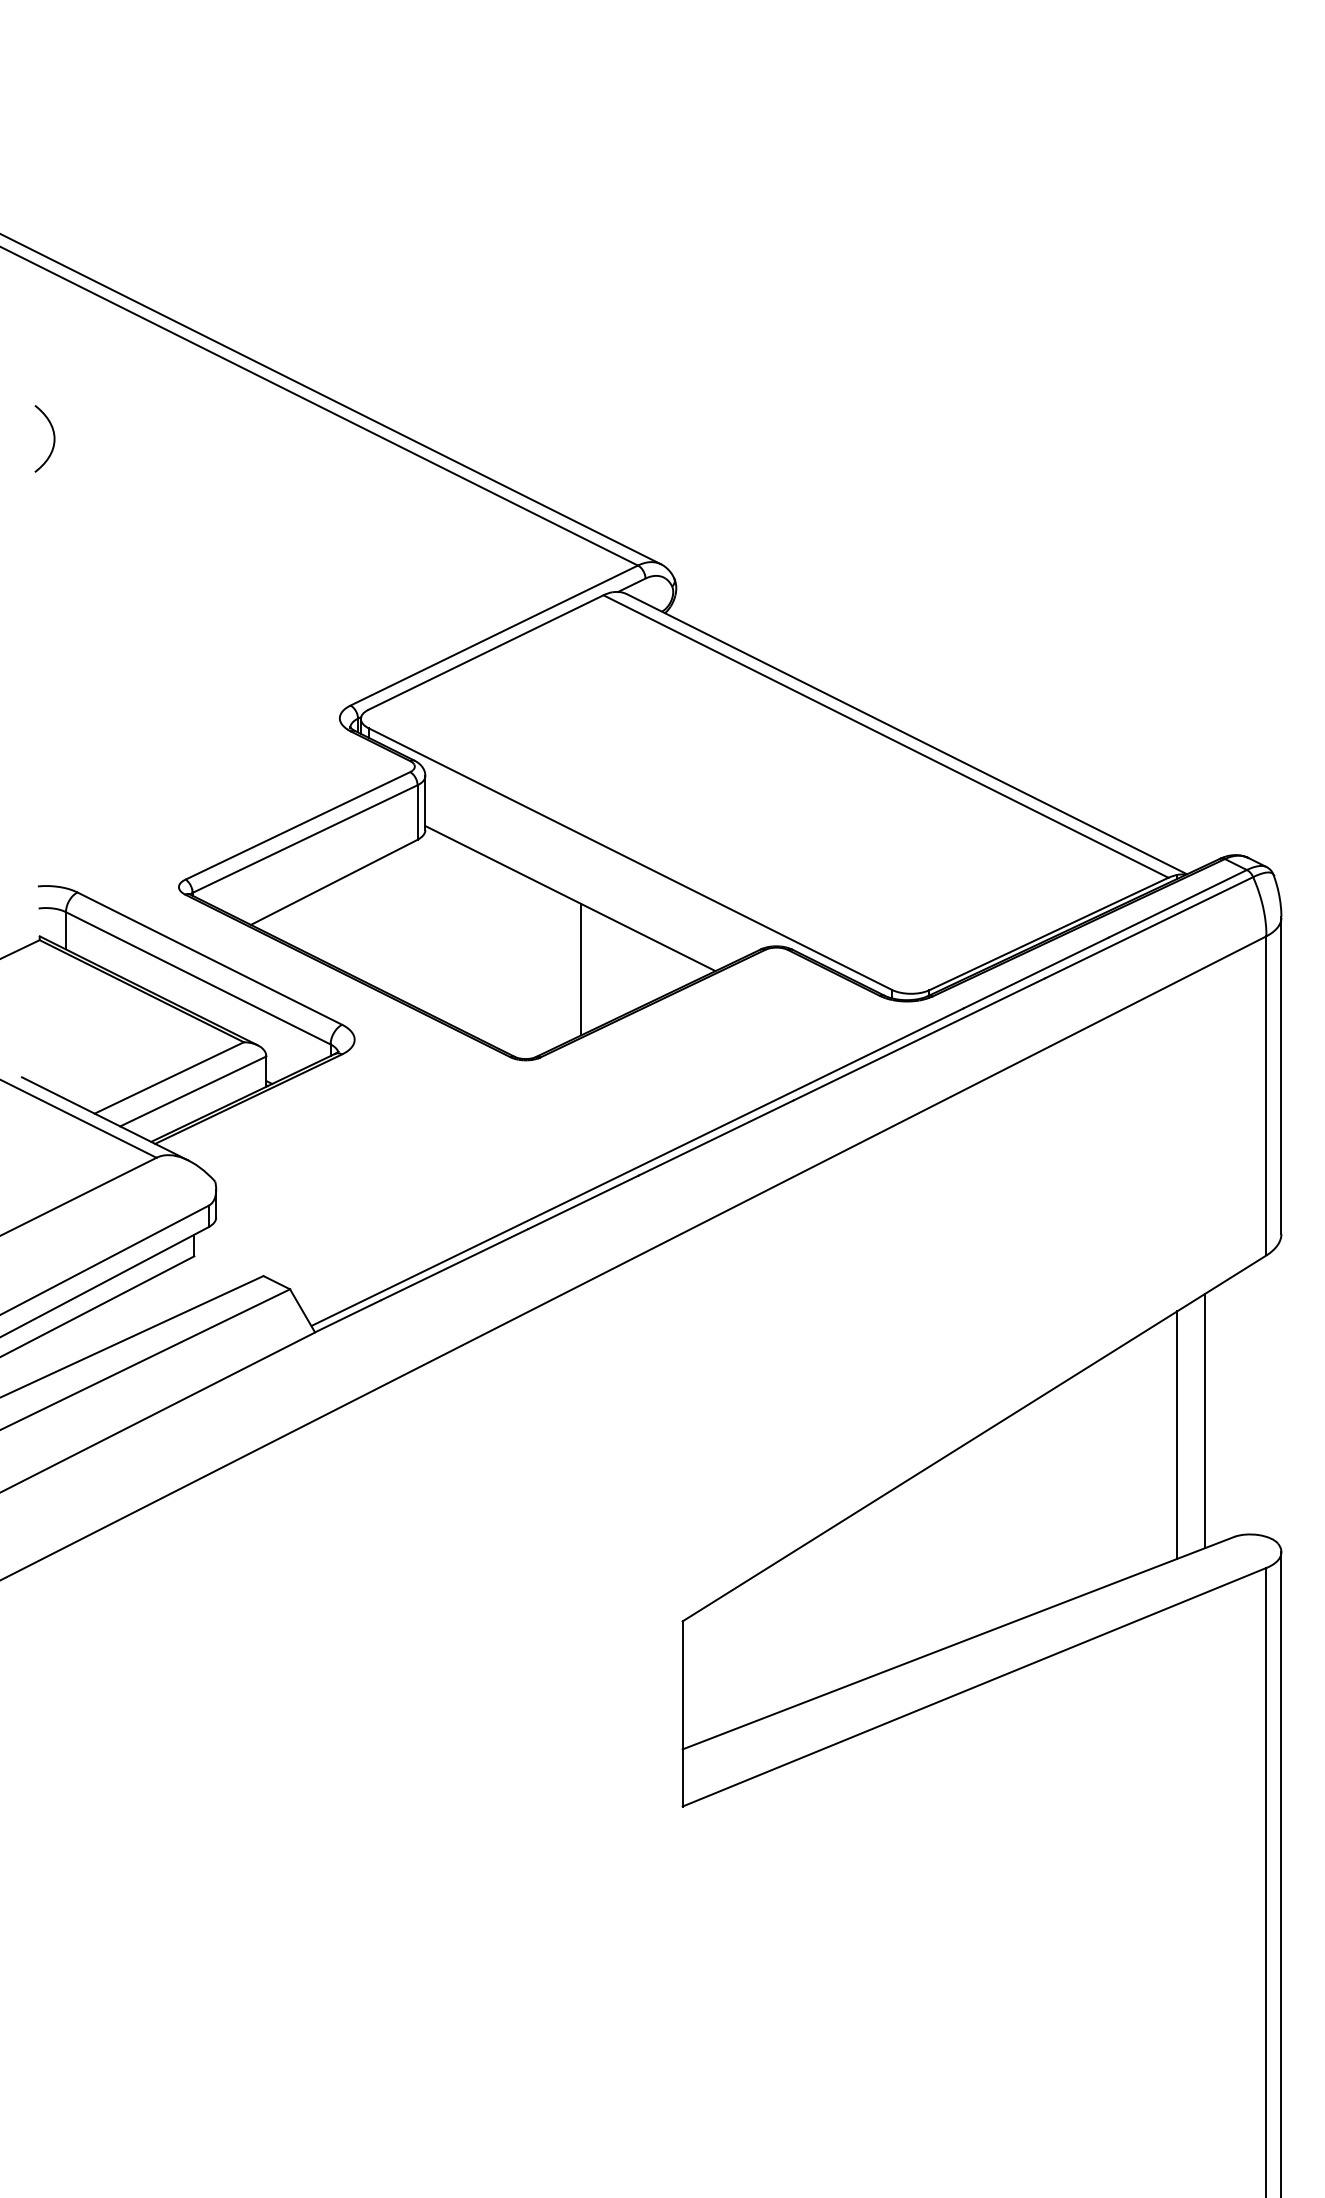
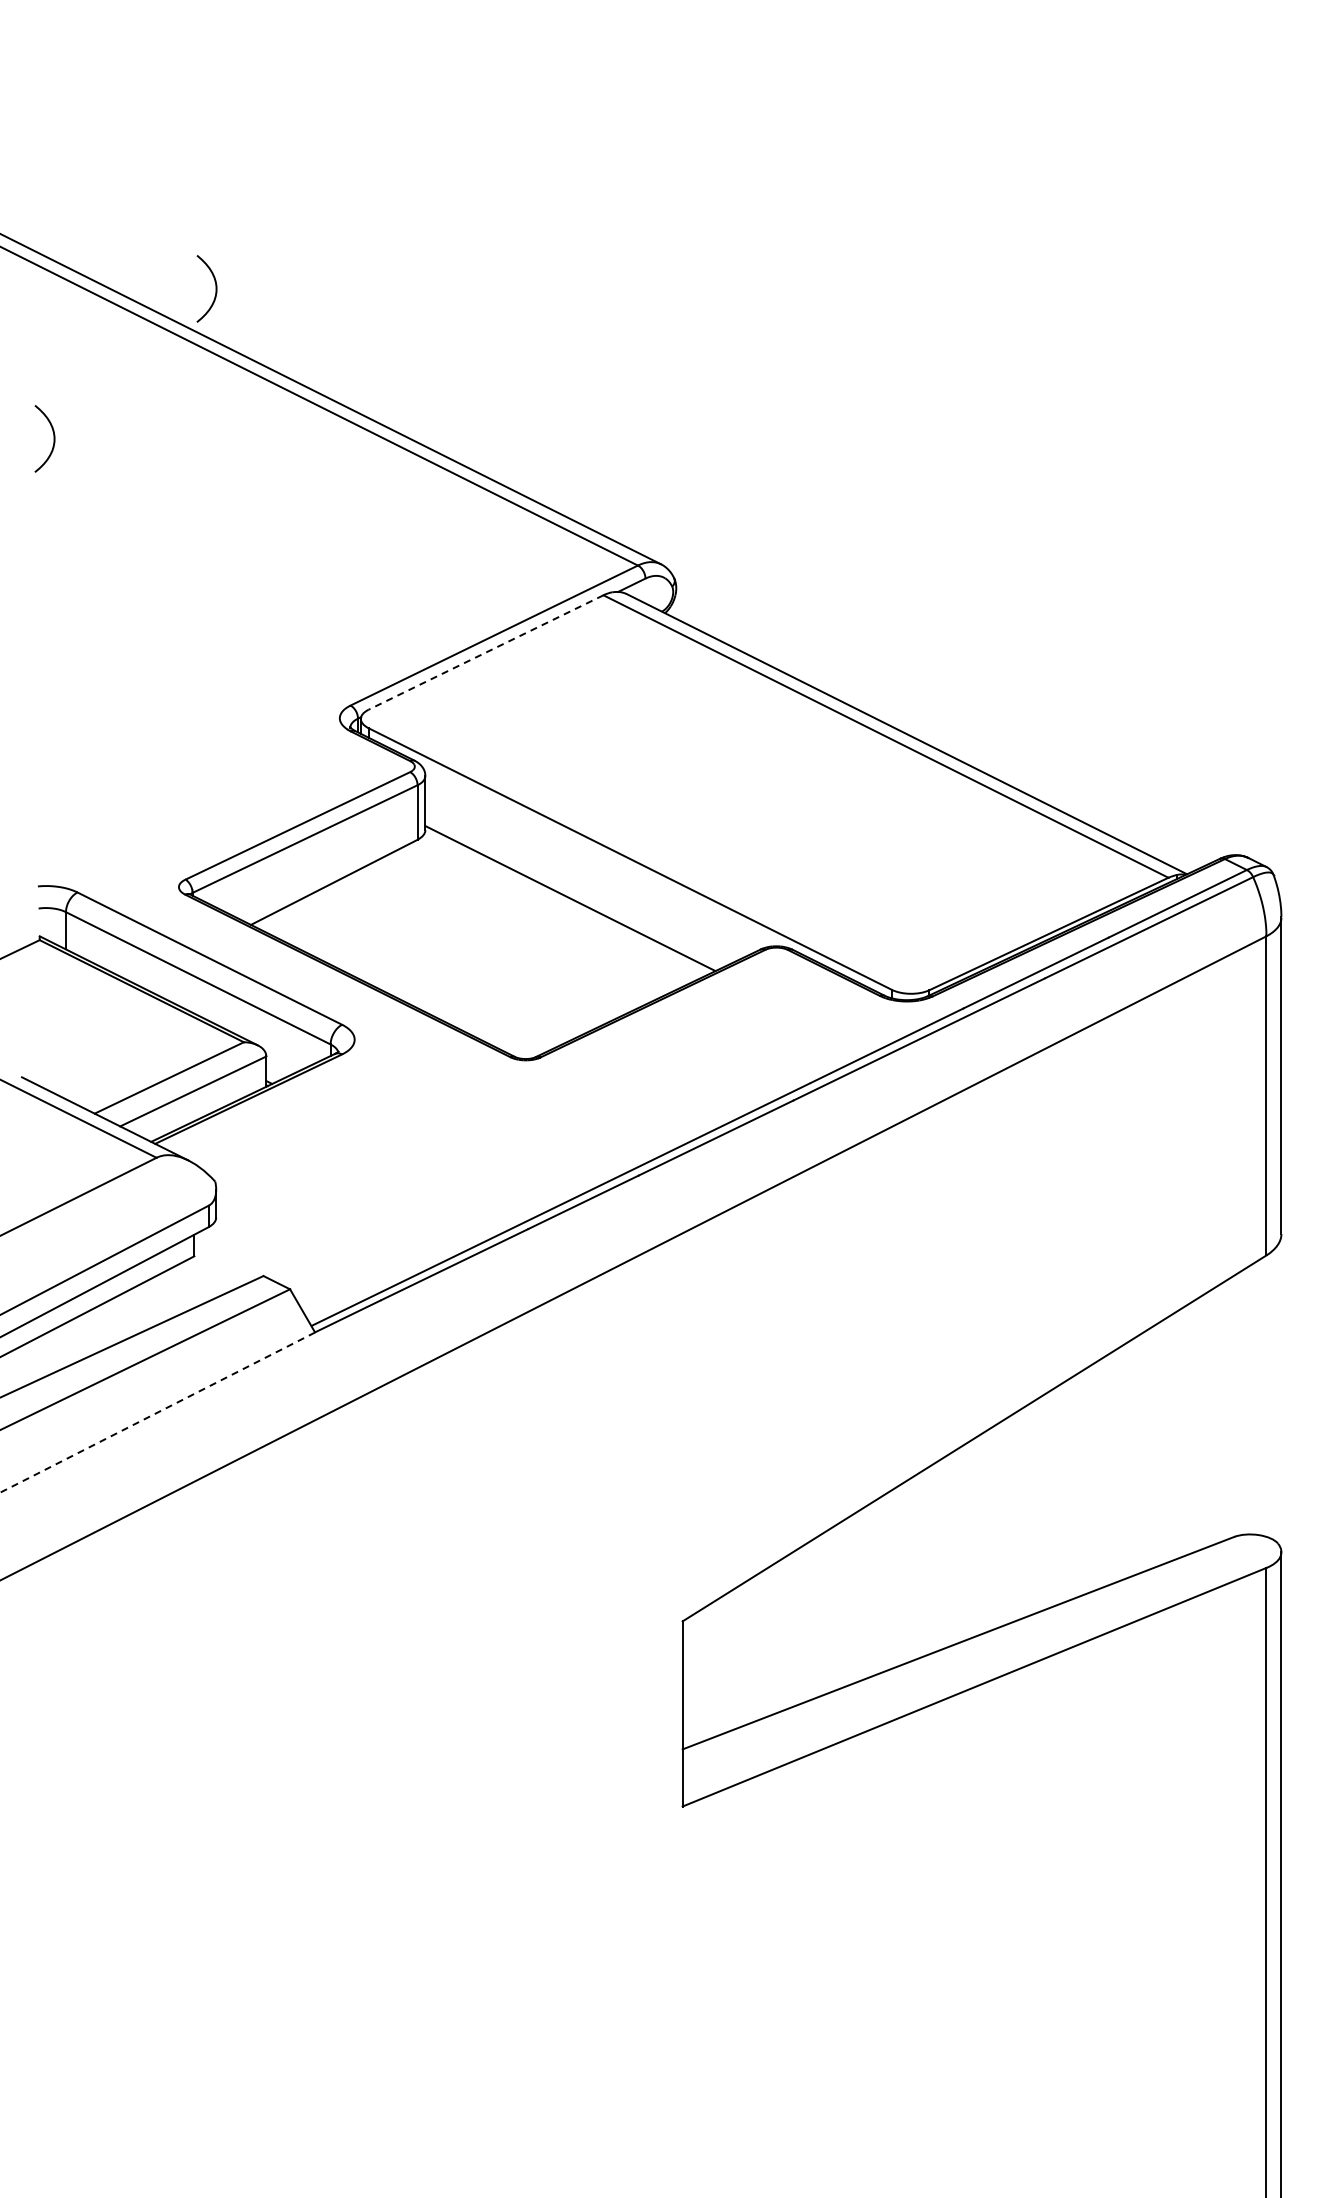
curve: none -> present (215, 288)
line: solid -> dashed (486, 652)
line: present -> none (581, 969)
line: solid -> dashed (157, 1412)
line: present -> none (1205, 1420)
line: present -> none (1177, 1434)
